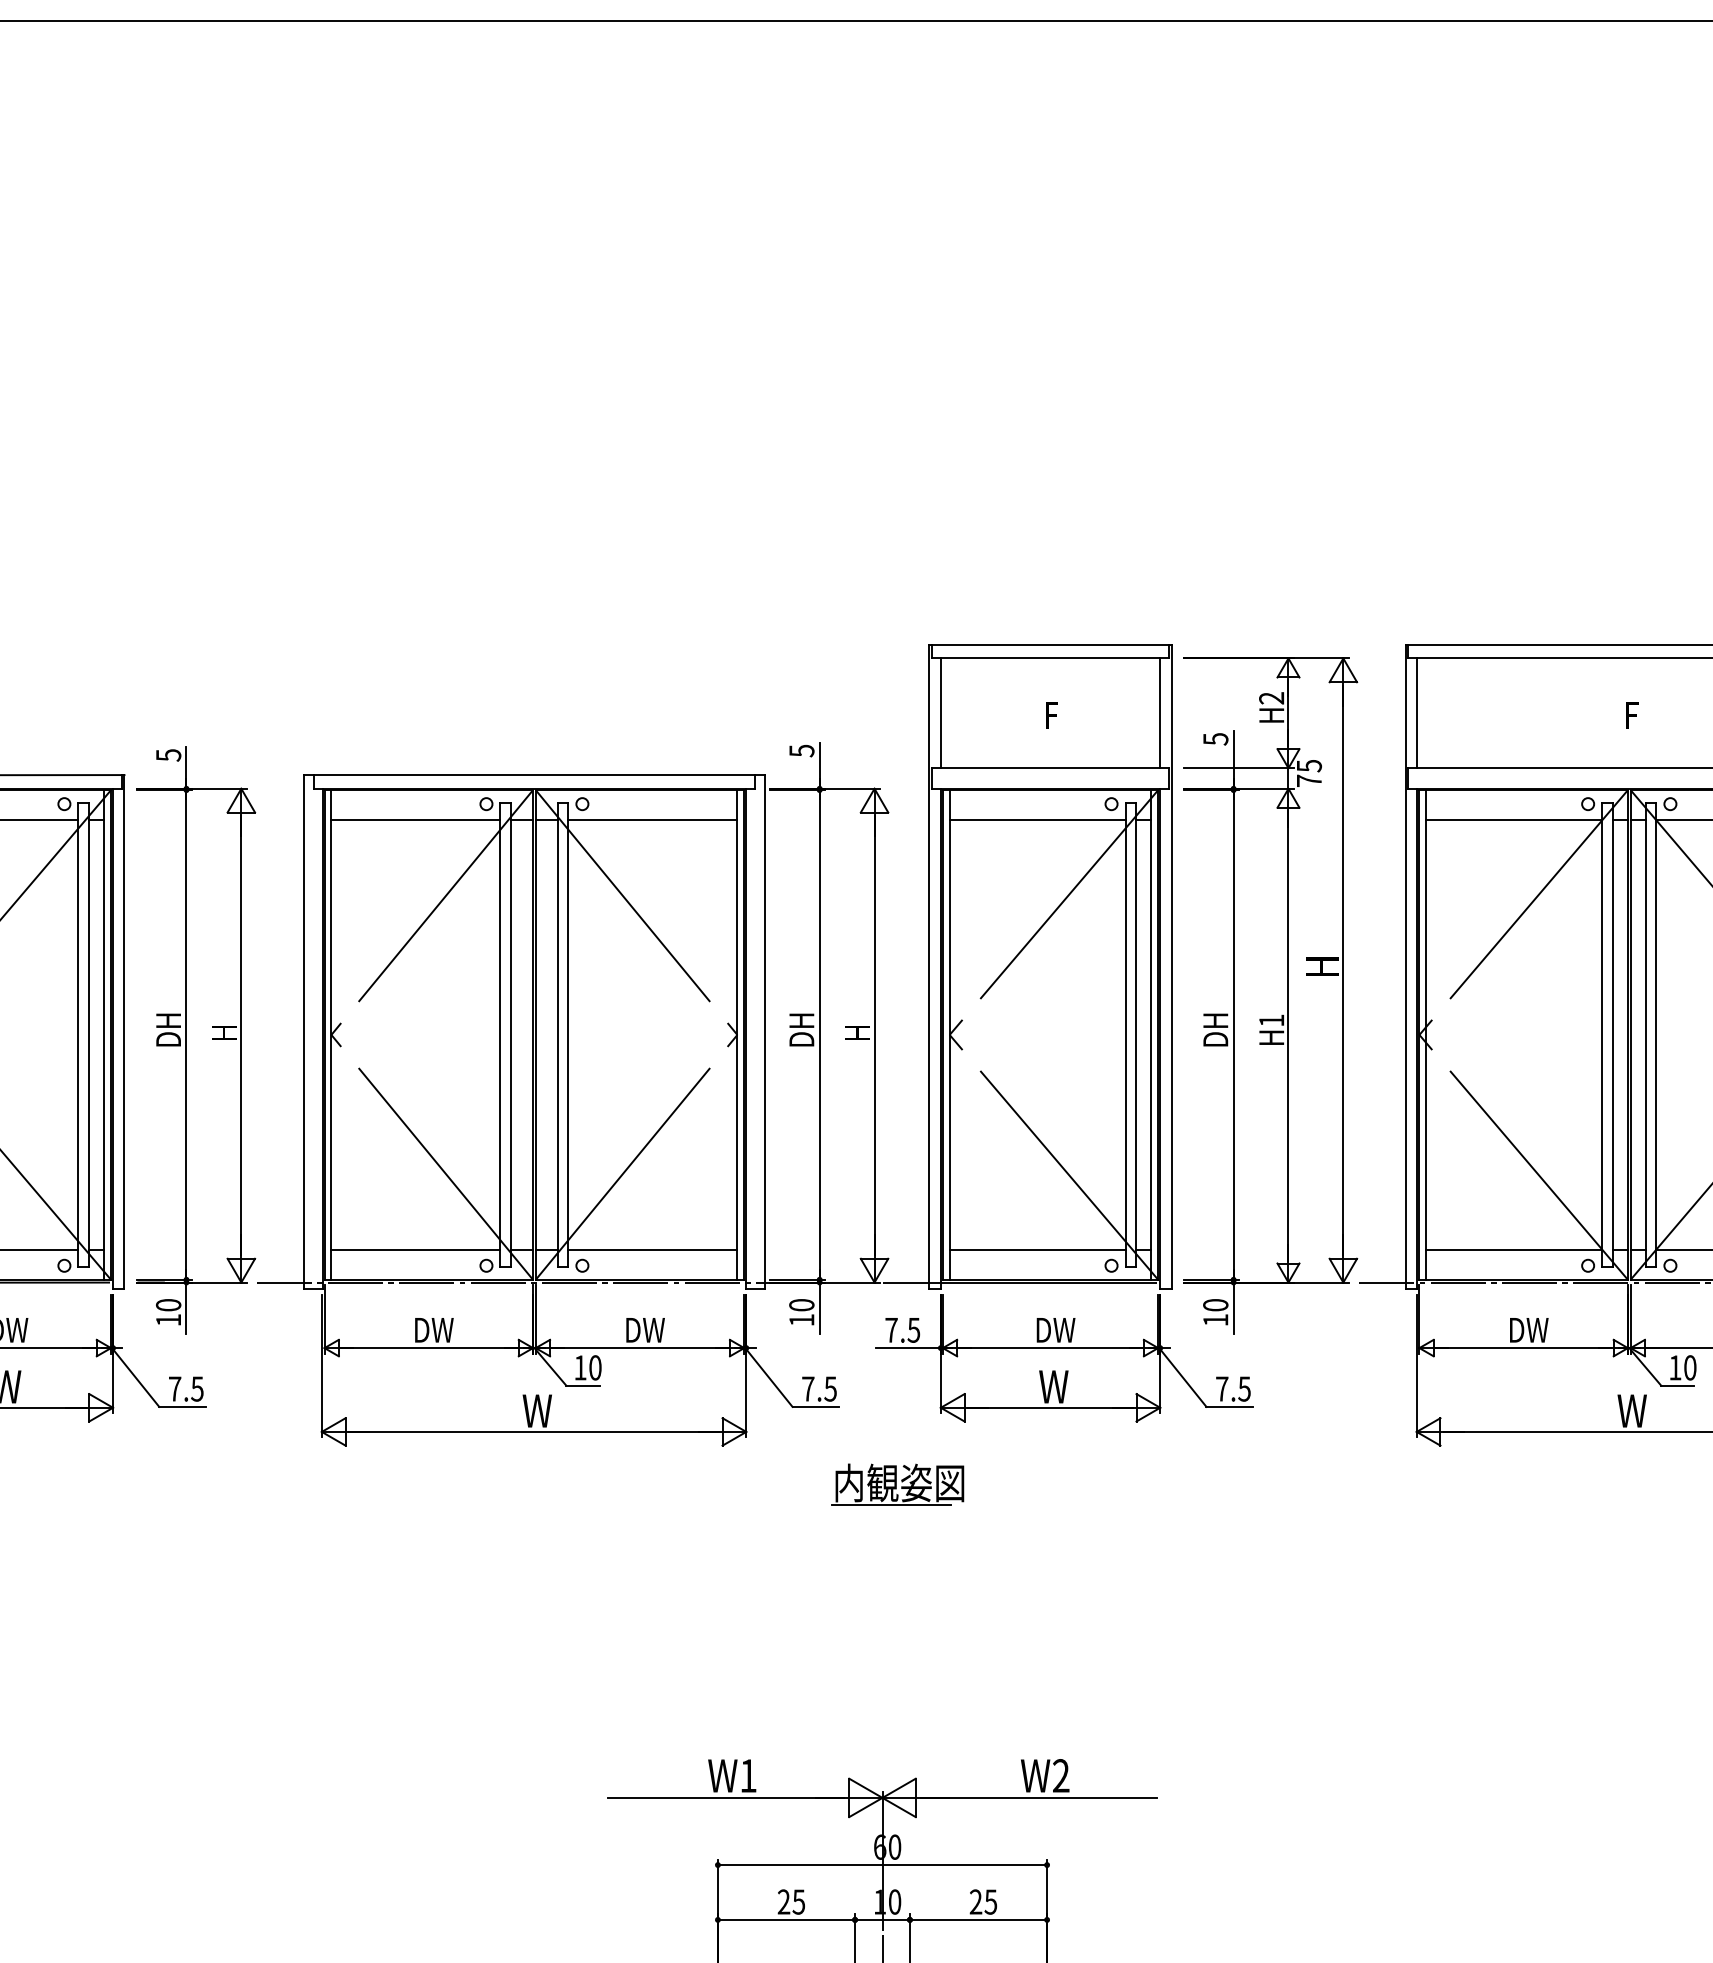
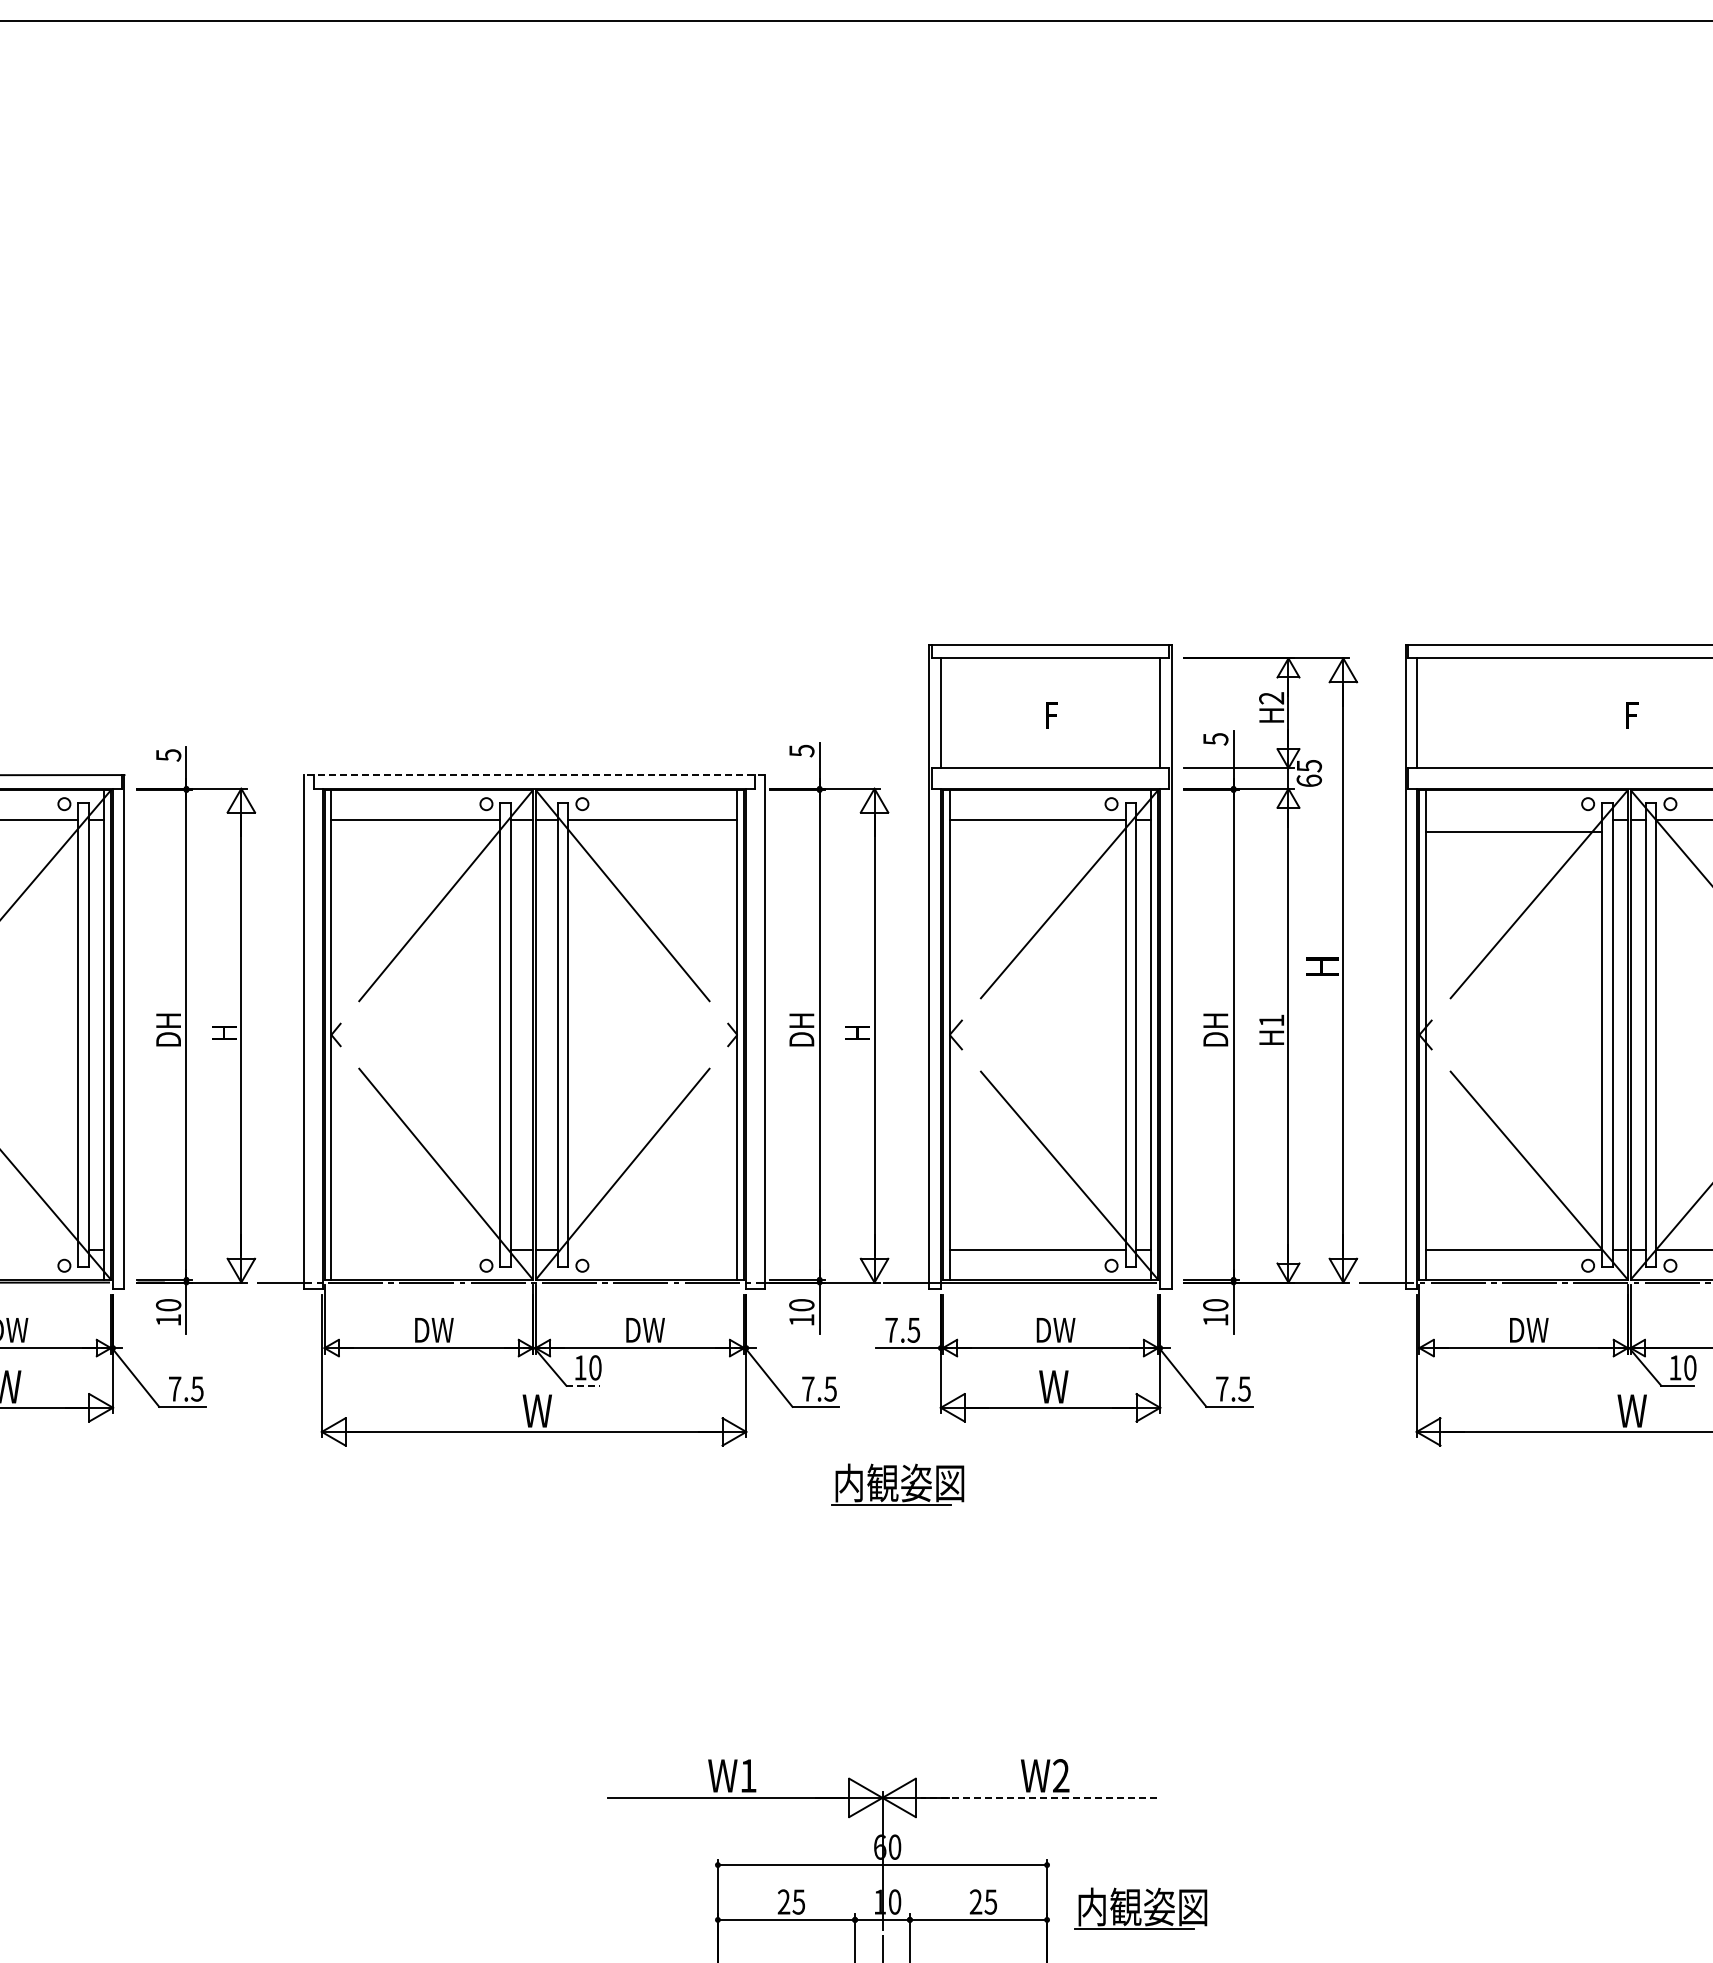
line: solid -> dashed (533, 775)
text: 75 -> 65 (1309, 780)
line position: (1513, 820) -> (1513, 832) (1513, 832)
line: present -> none (40, 1249)
line: present -> none (415, 1249)
line: present -> none (652, 1249)
line: solid -> dashed (582, 1385)
line: solid -> dashed (1038, 1797)
part: none -> present (1140, 1908)
